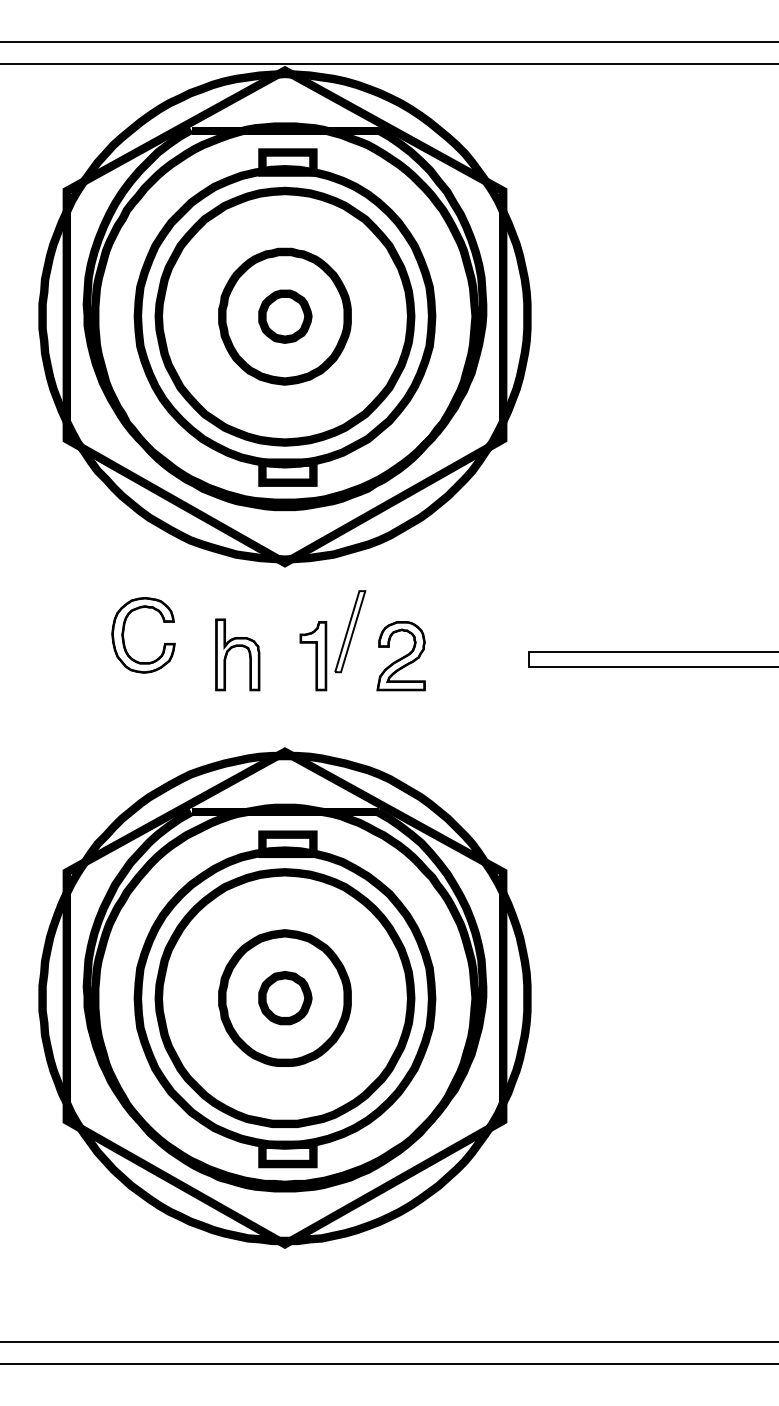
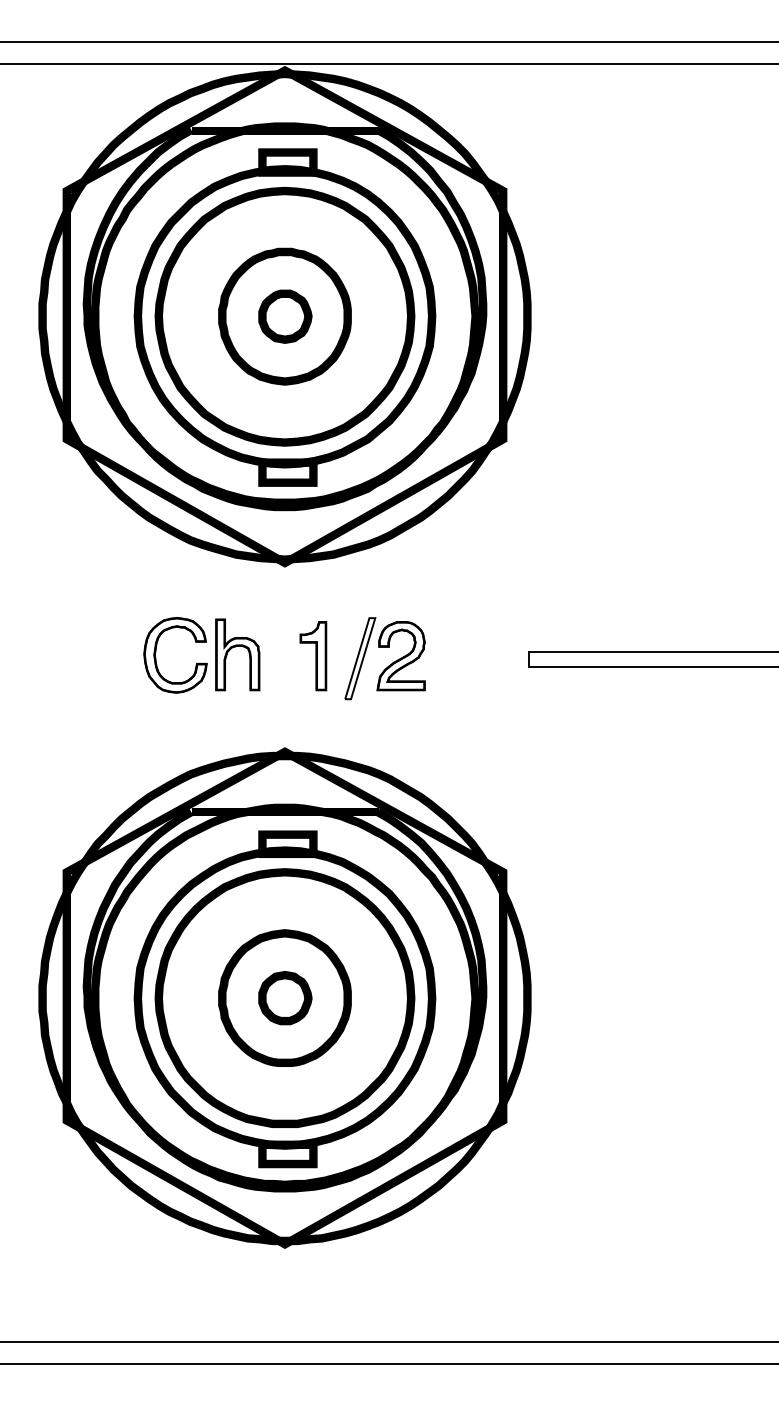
part position: (350, 631) -> (360, 658) (360, 658)
part position: (124, 637) -> (156, 657) (156, 657)
